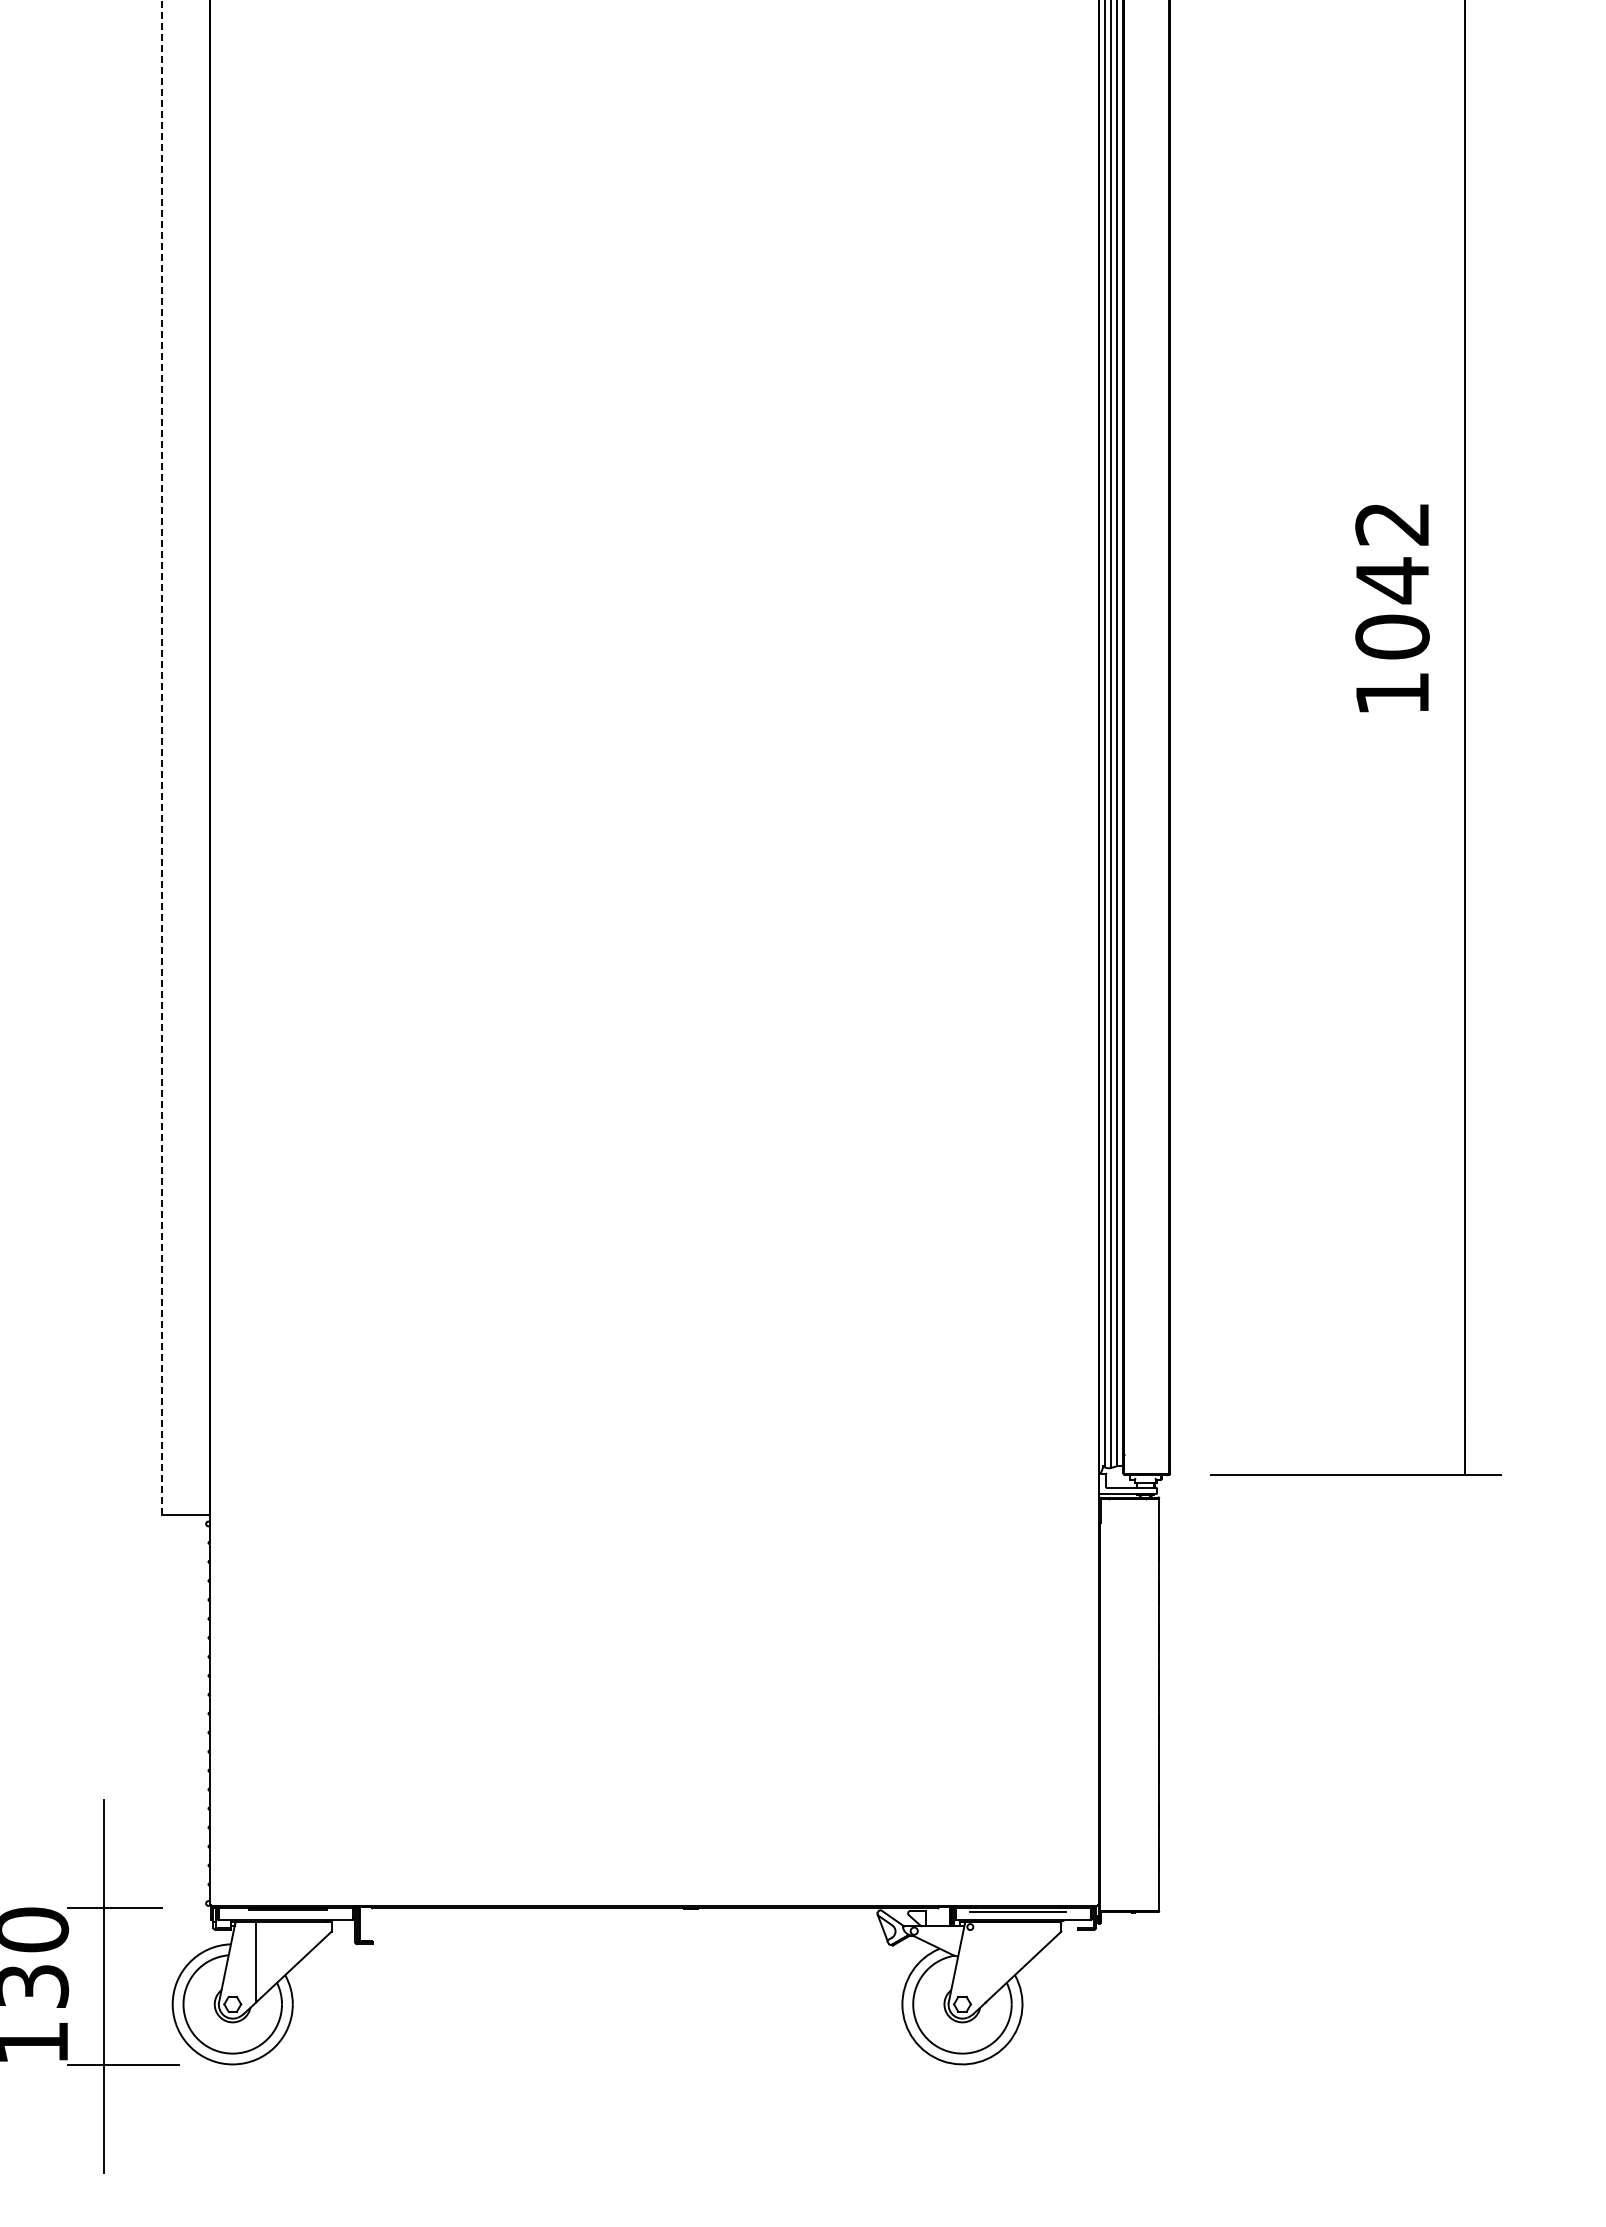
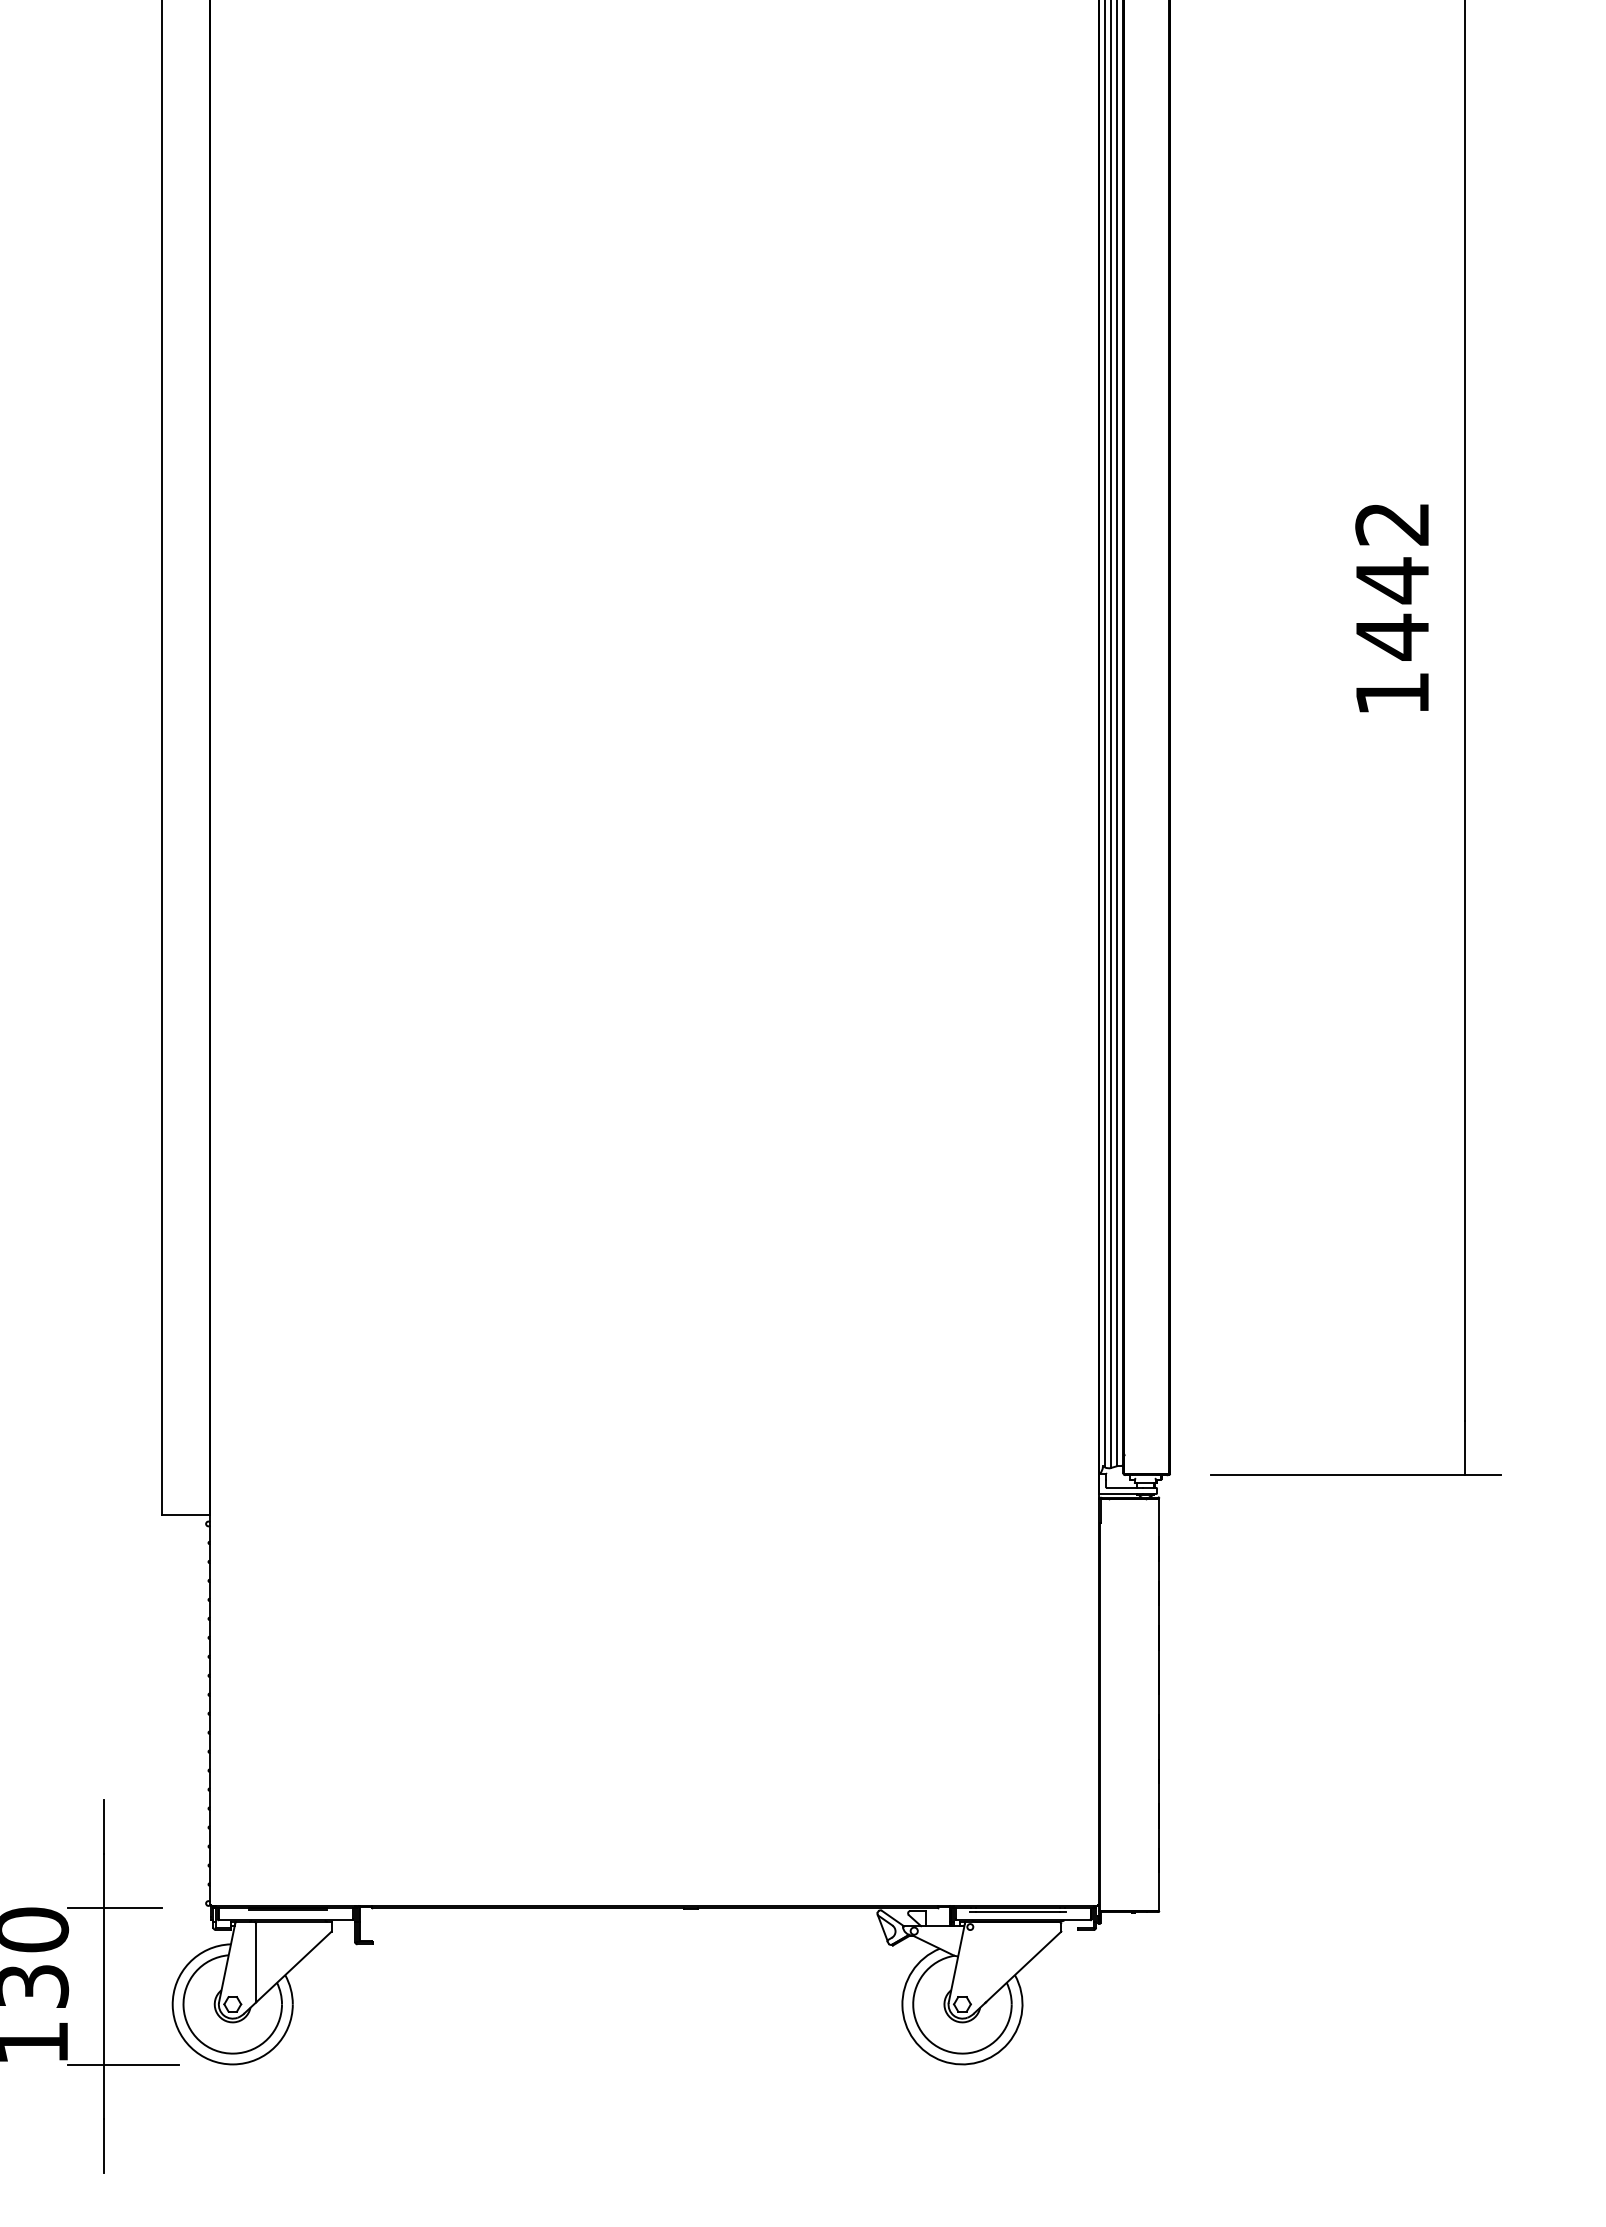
text: 1042 -> 1442 (1392, 636)
line: dashed -> solid (161, 757)
